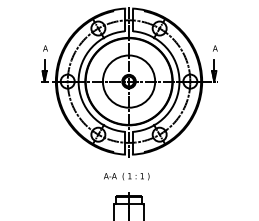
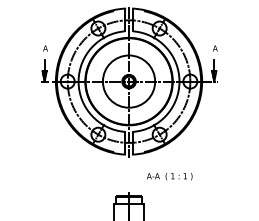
text position: (126, 176) -> (169, 176) (169, 176)
